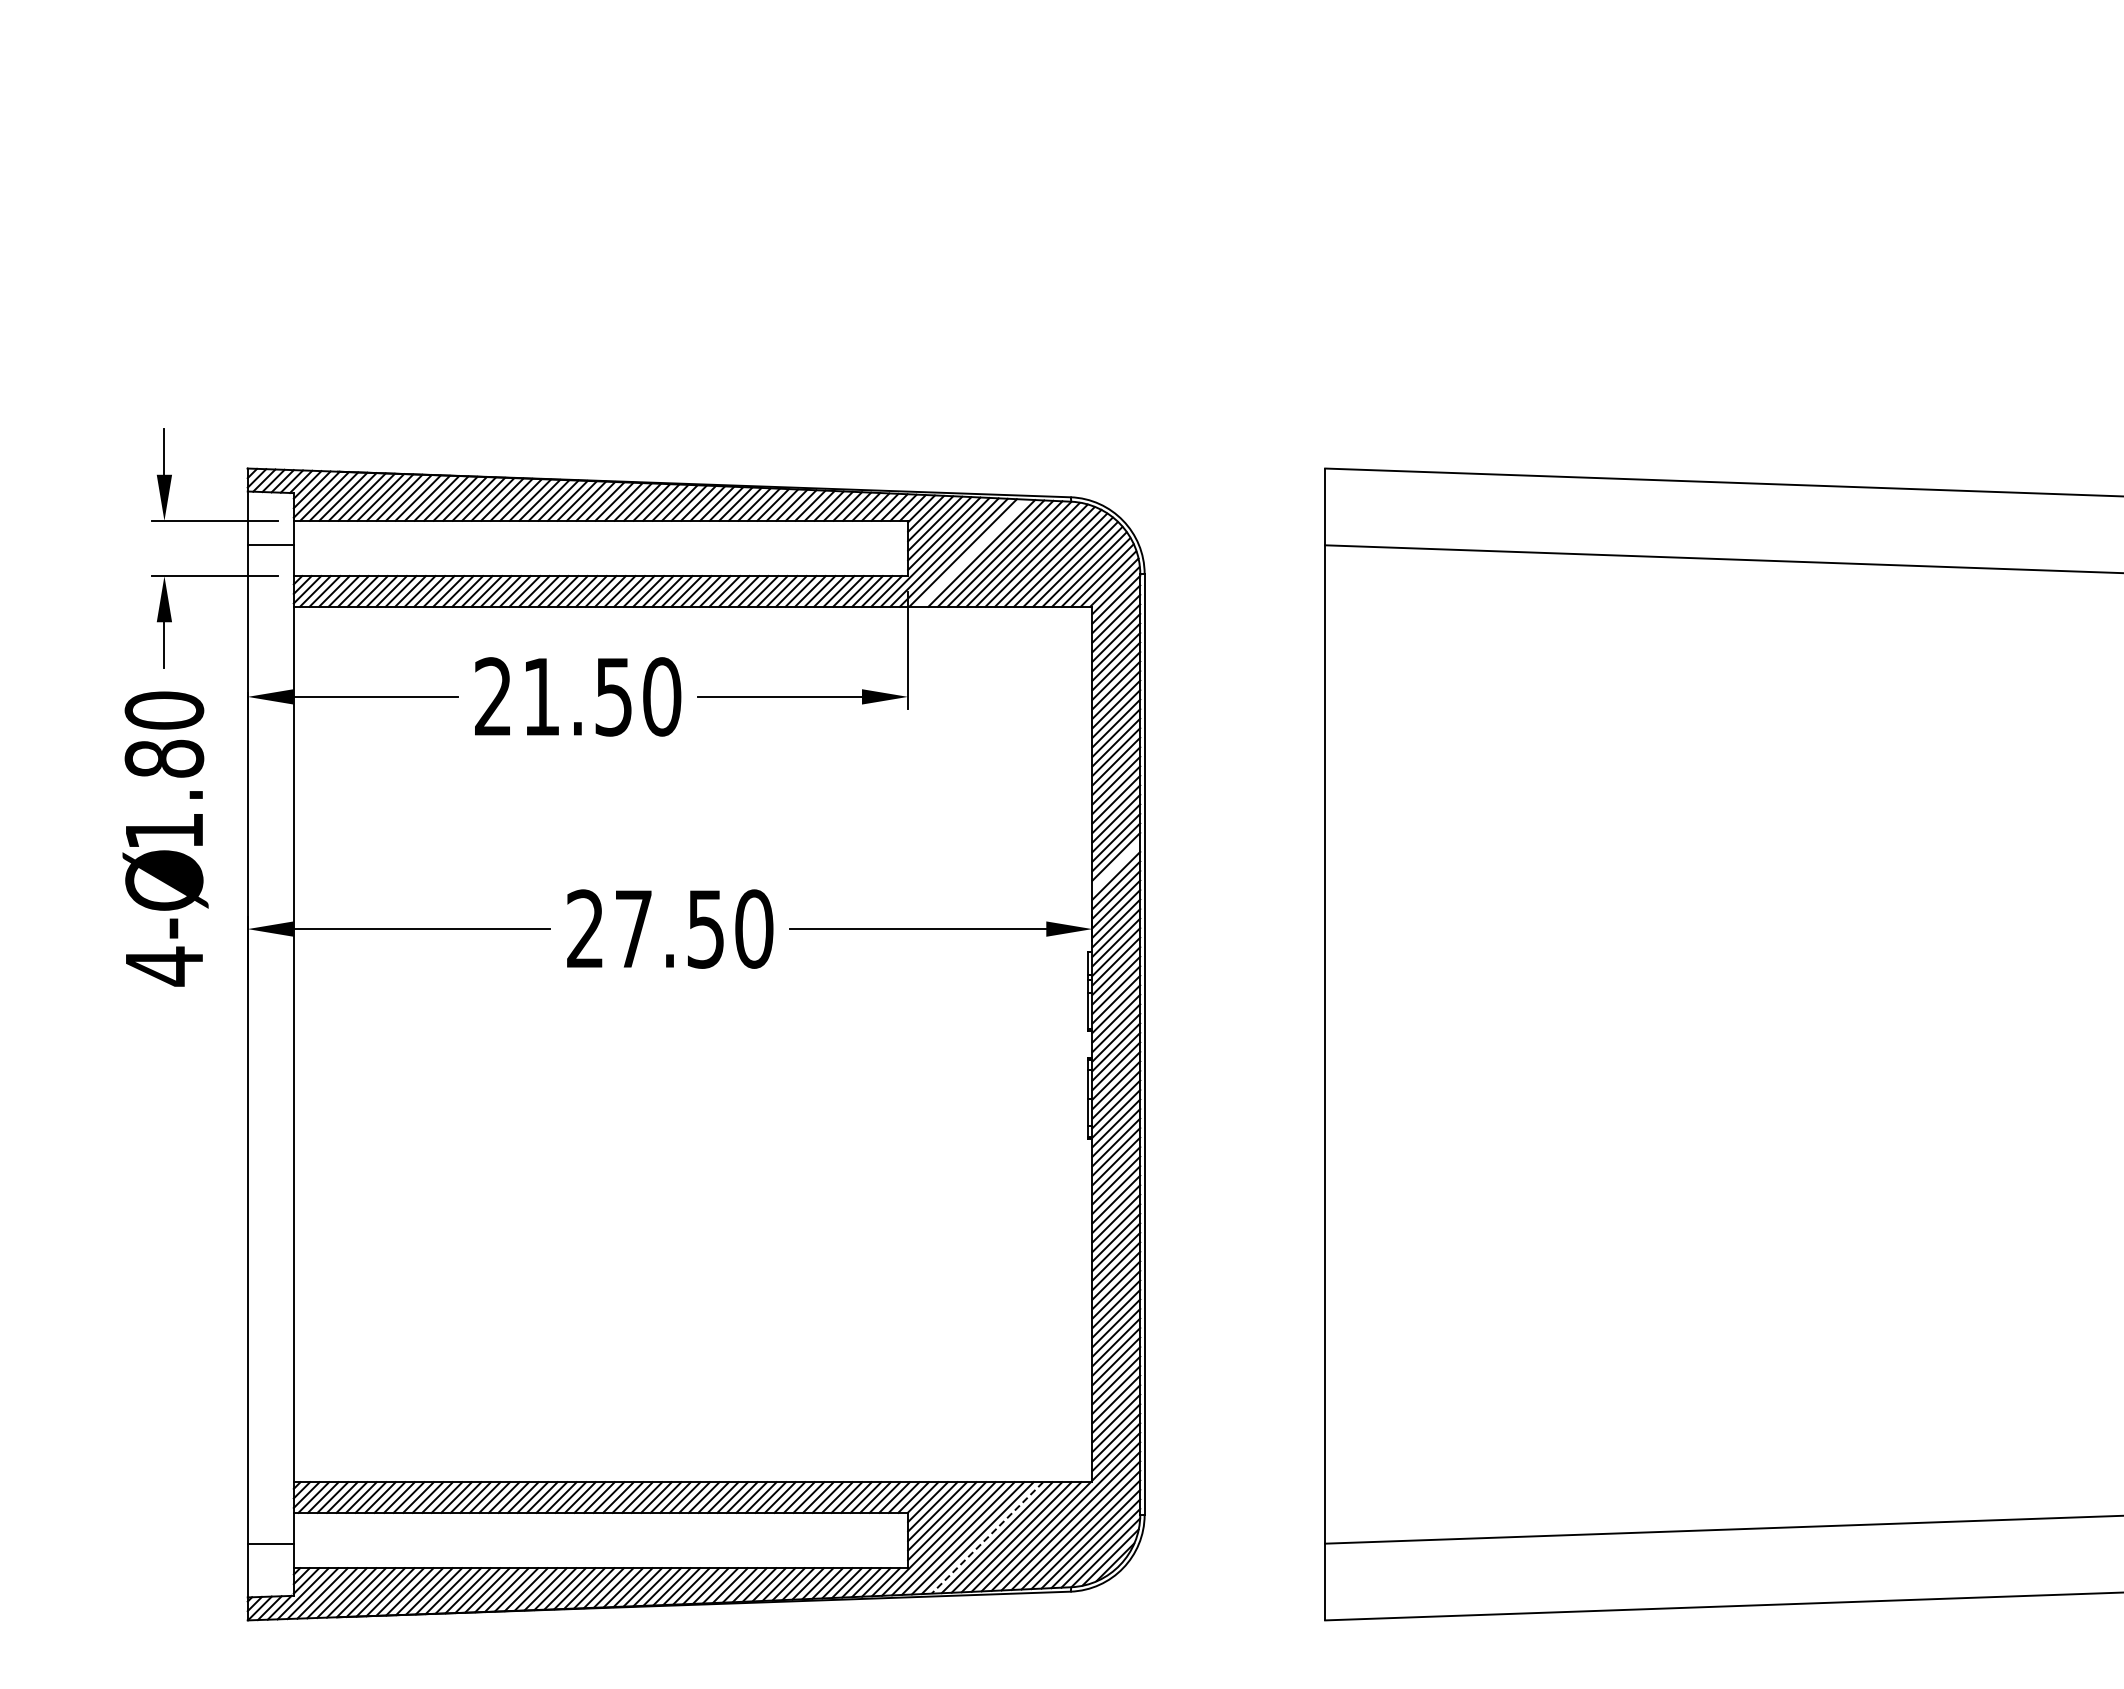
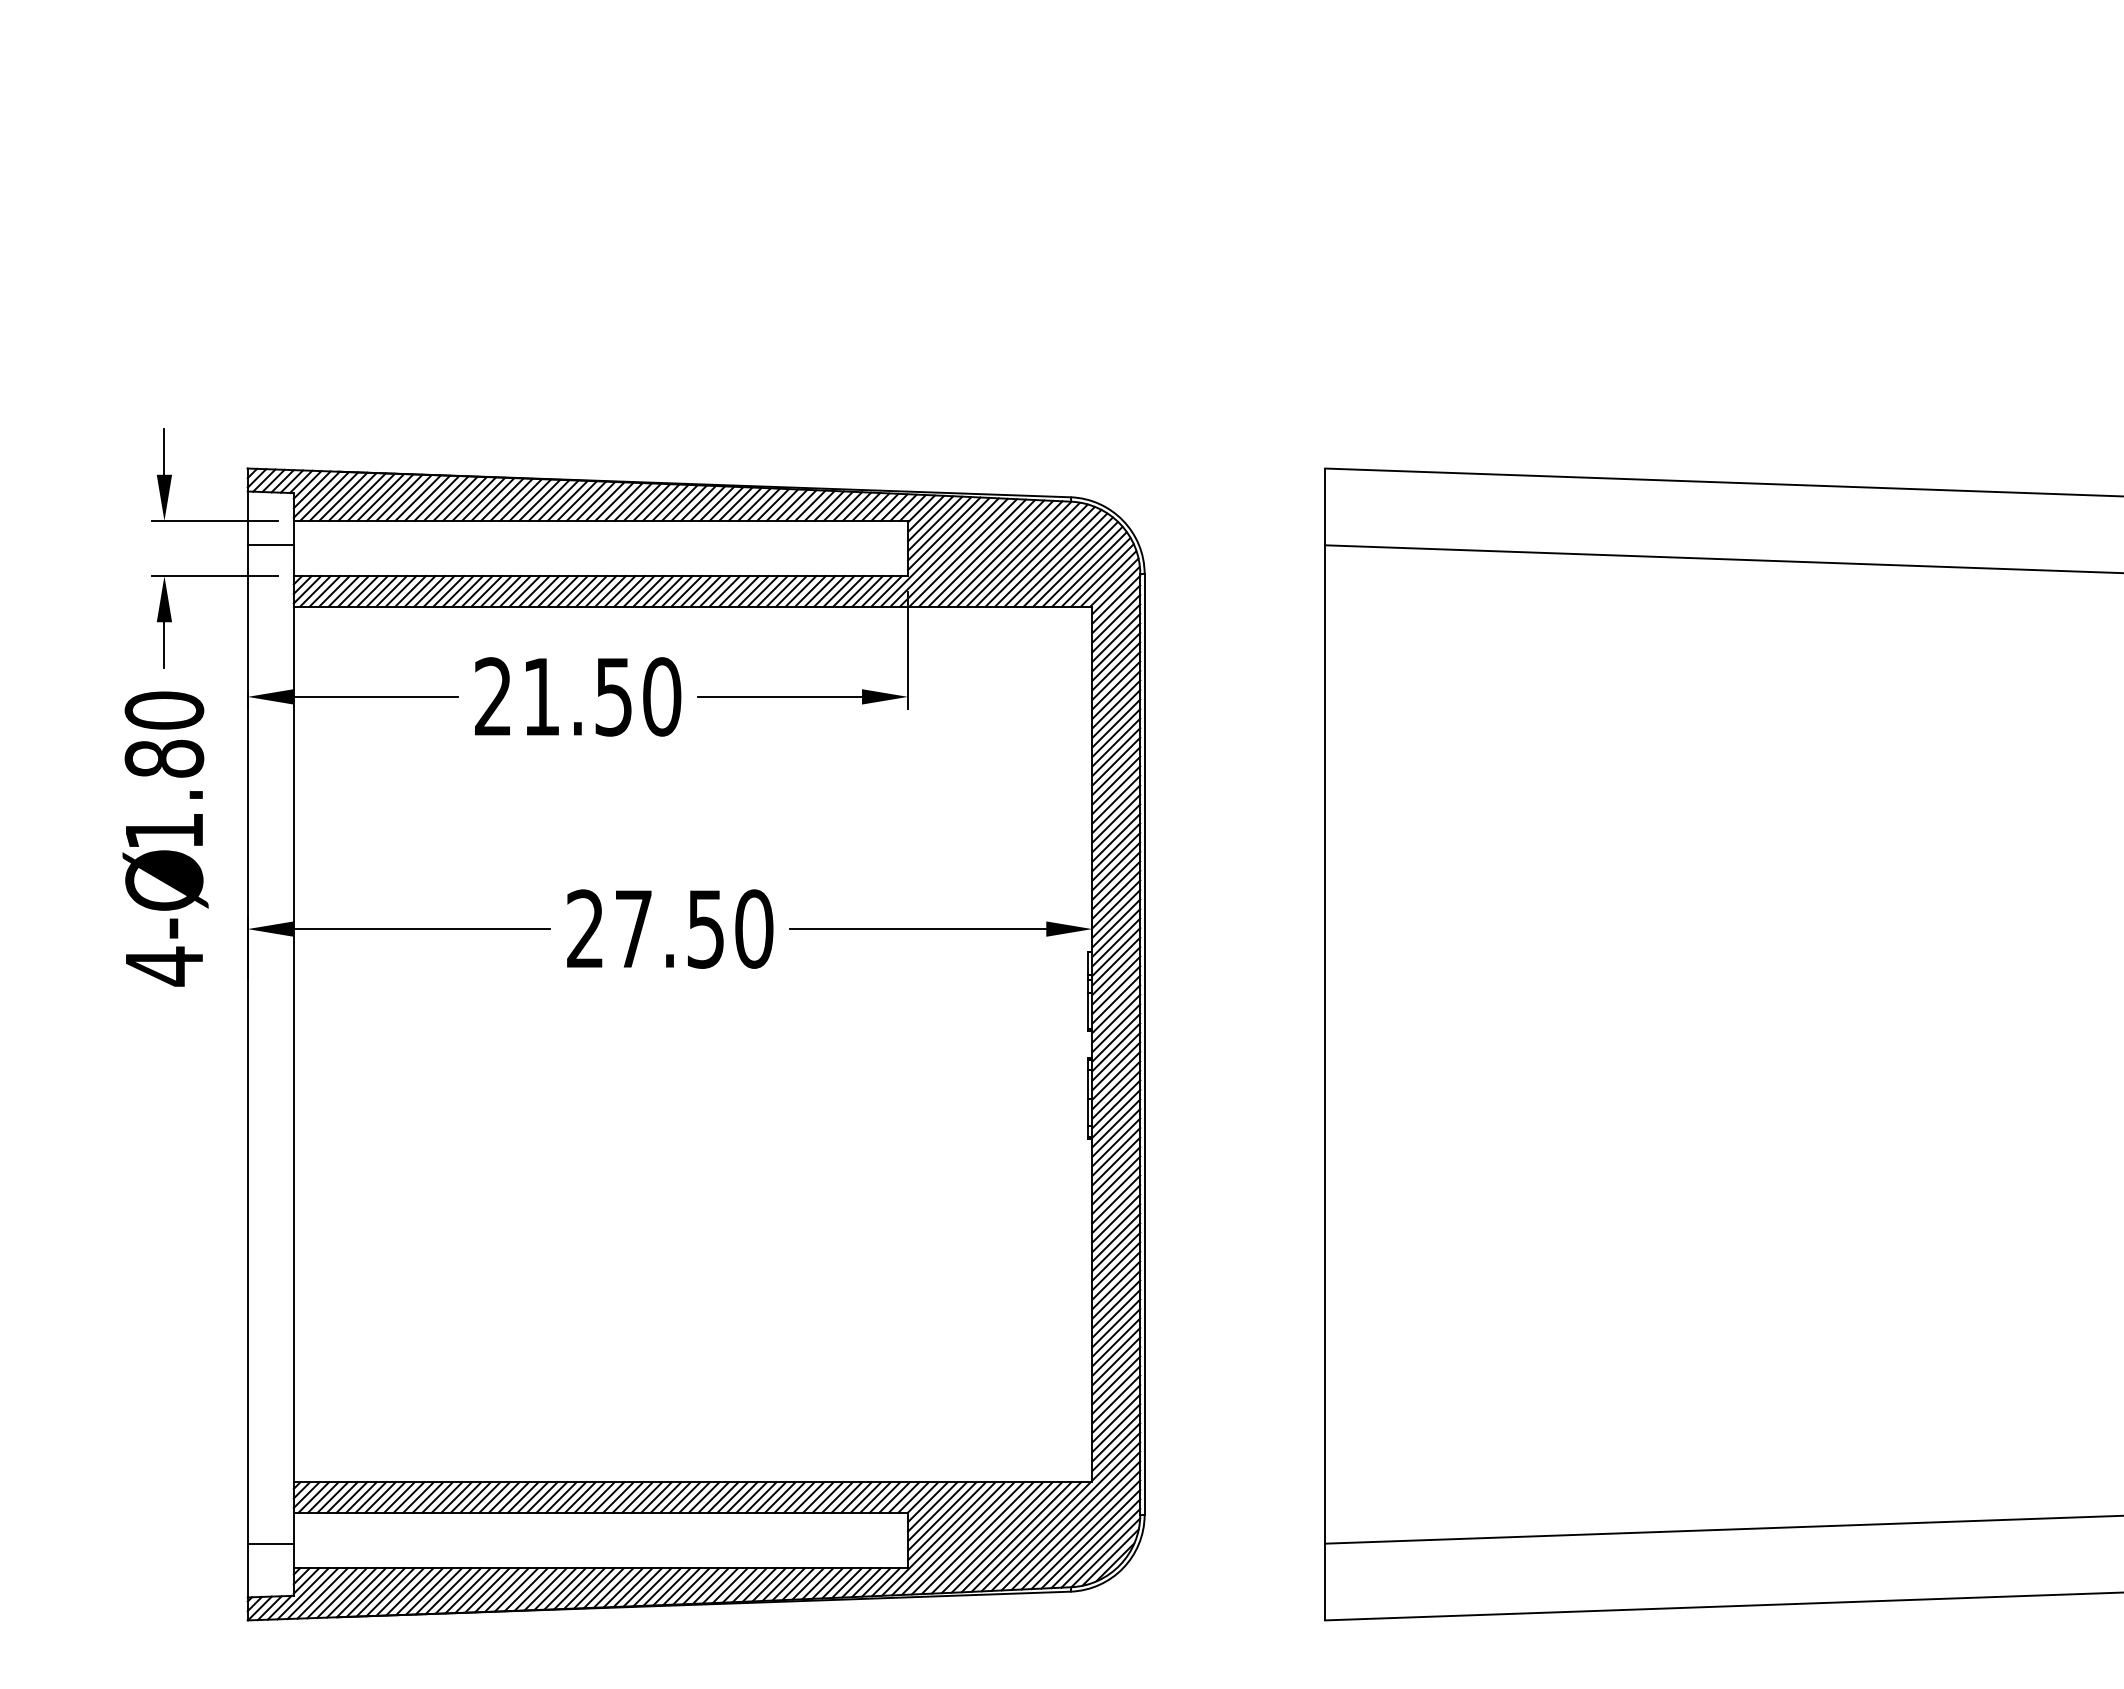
line: none -> present (972, 552)
line: none -> present (1116, 866)
line: dashed -> solid (987, 1537)
